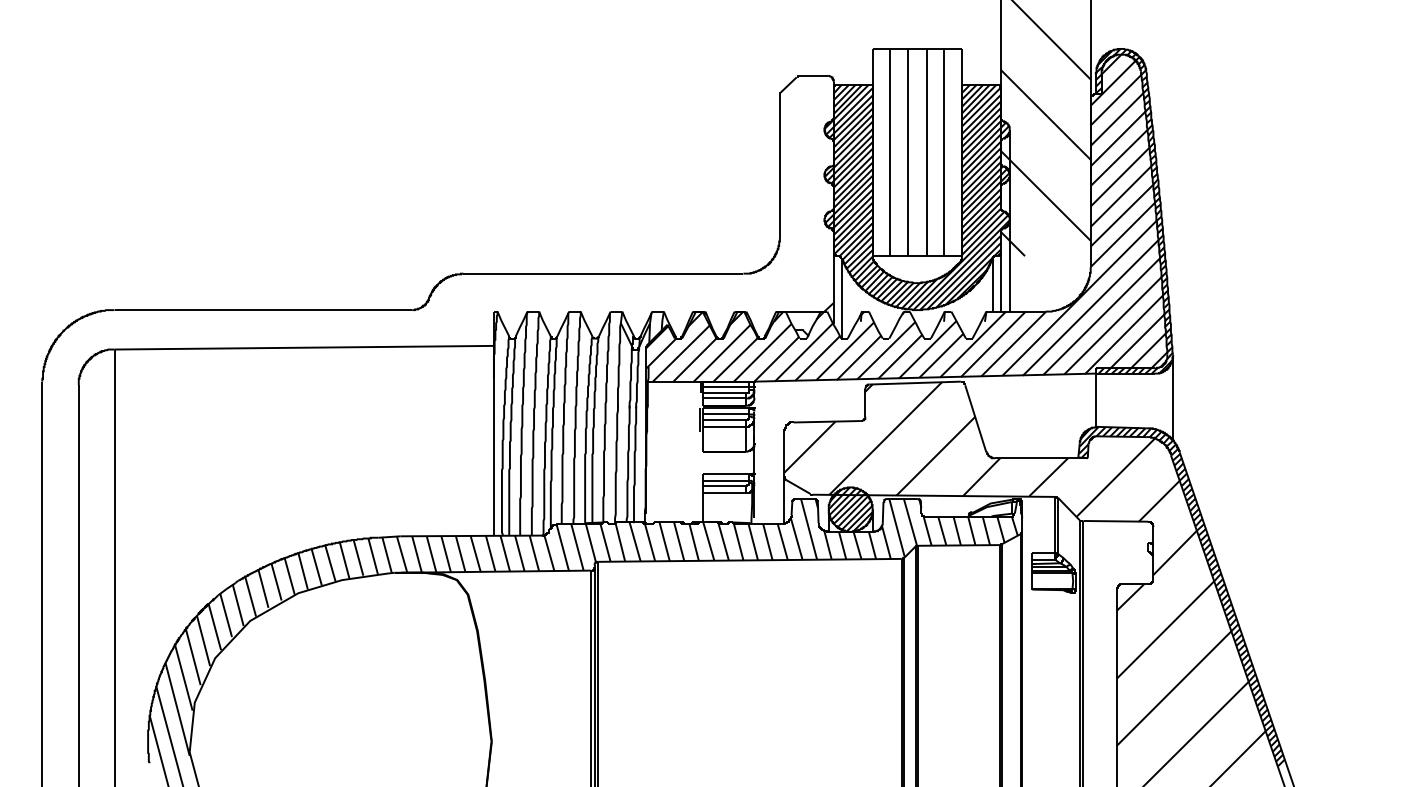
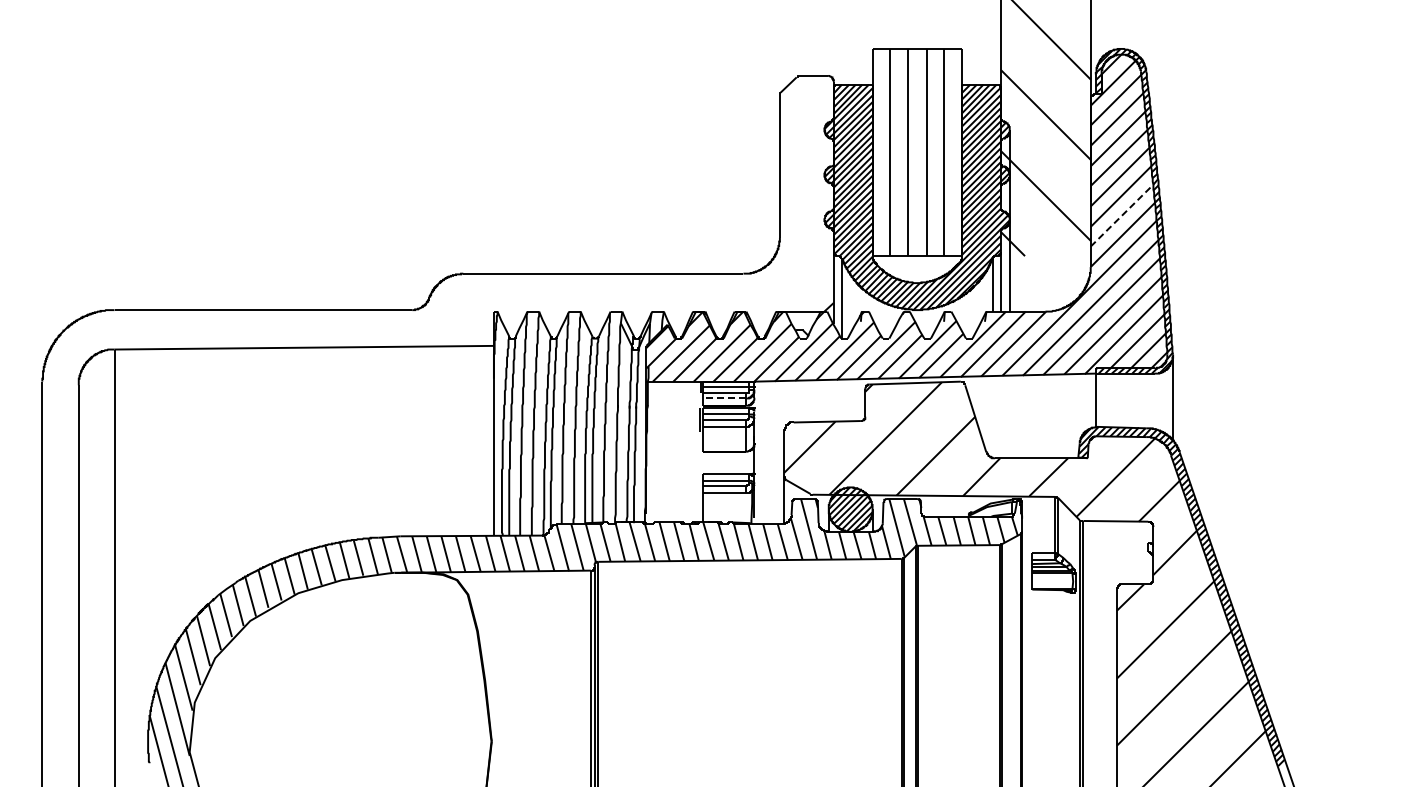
line: solid -> dashed (1122, 215)
line: solid -> dashed (724, 398)
